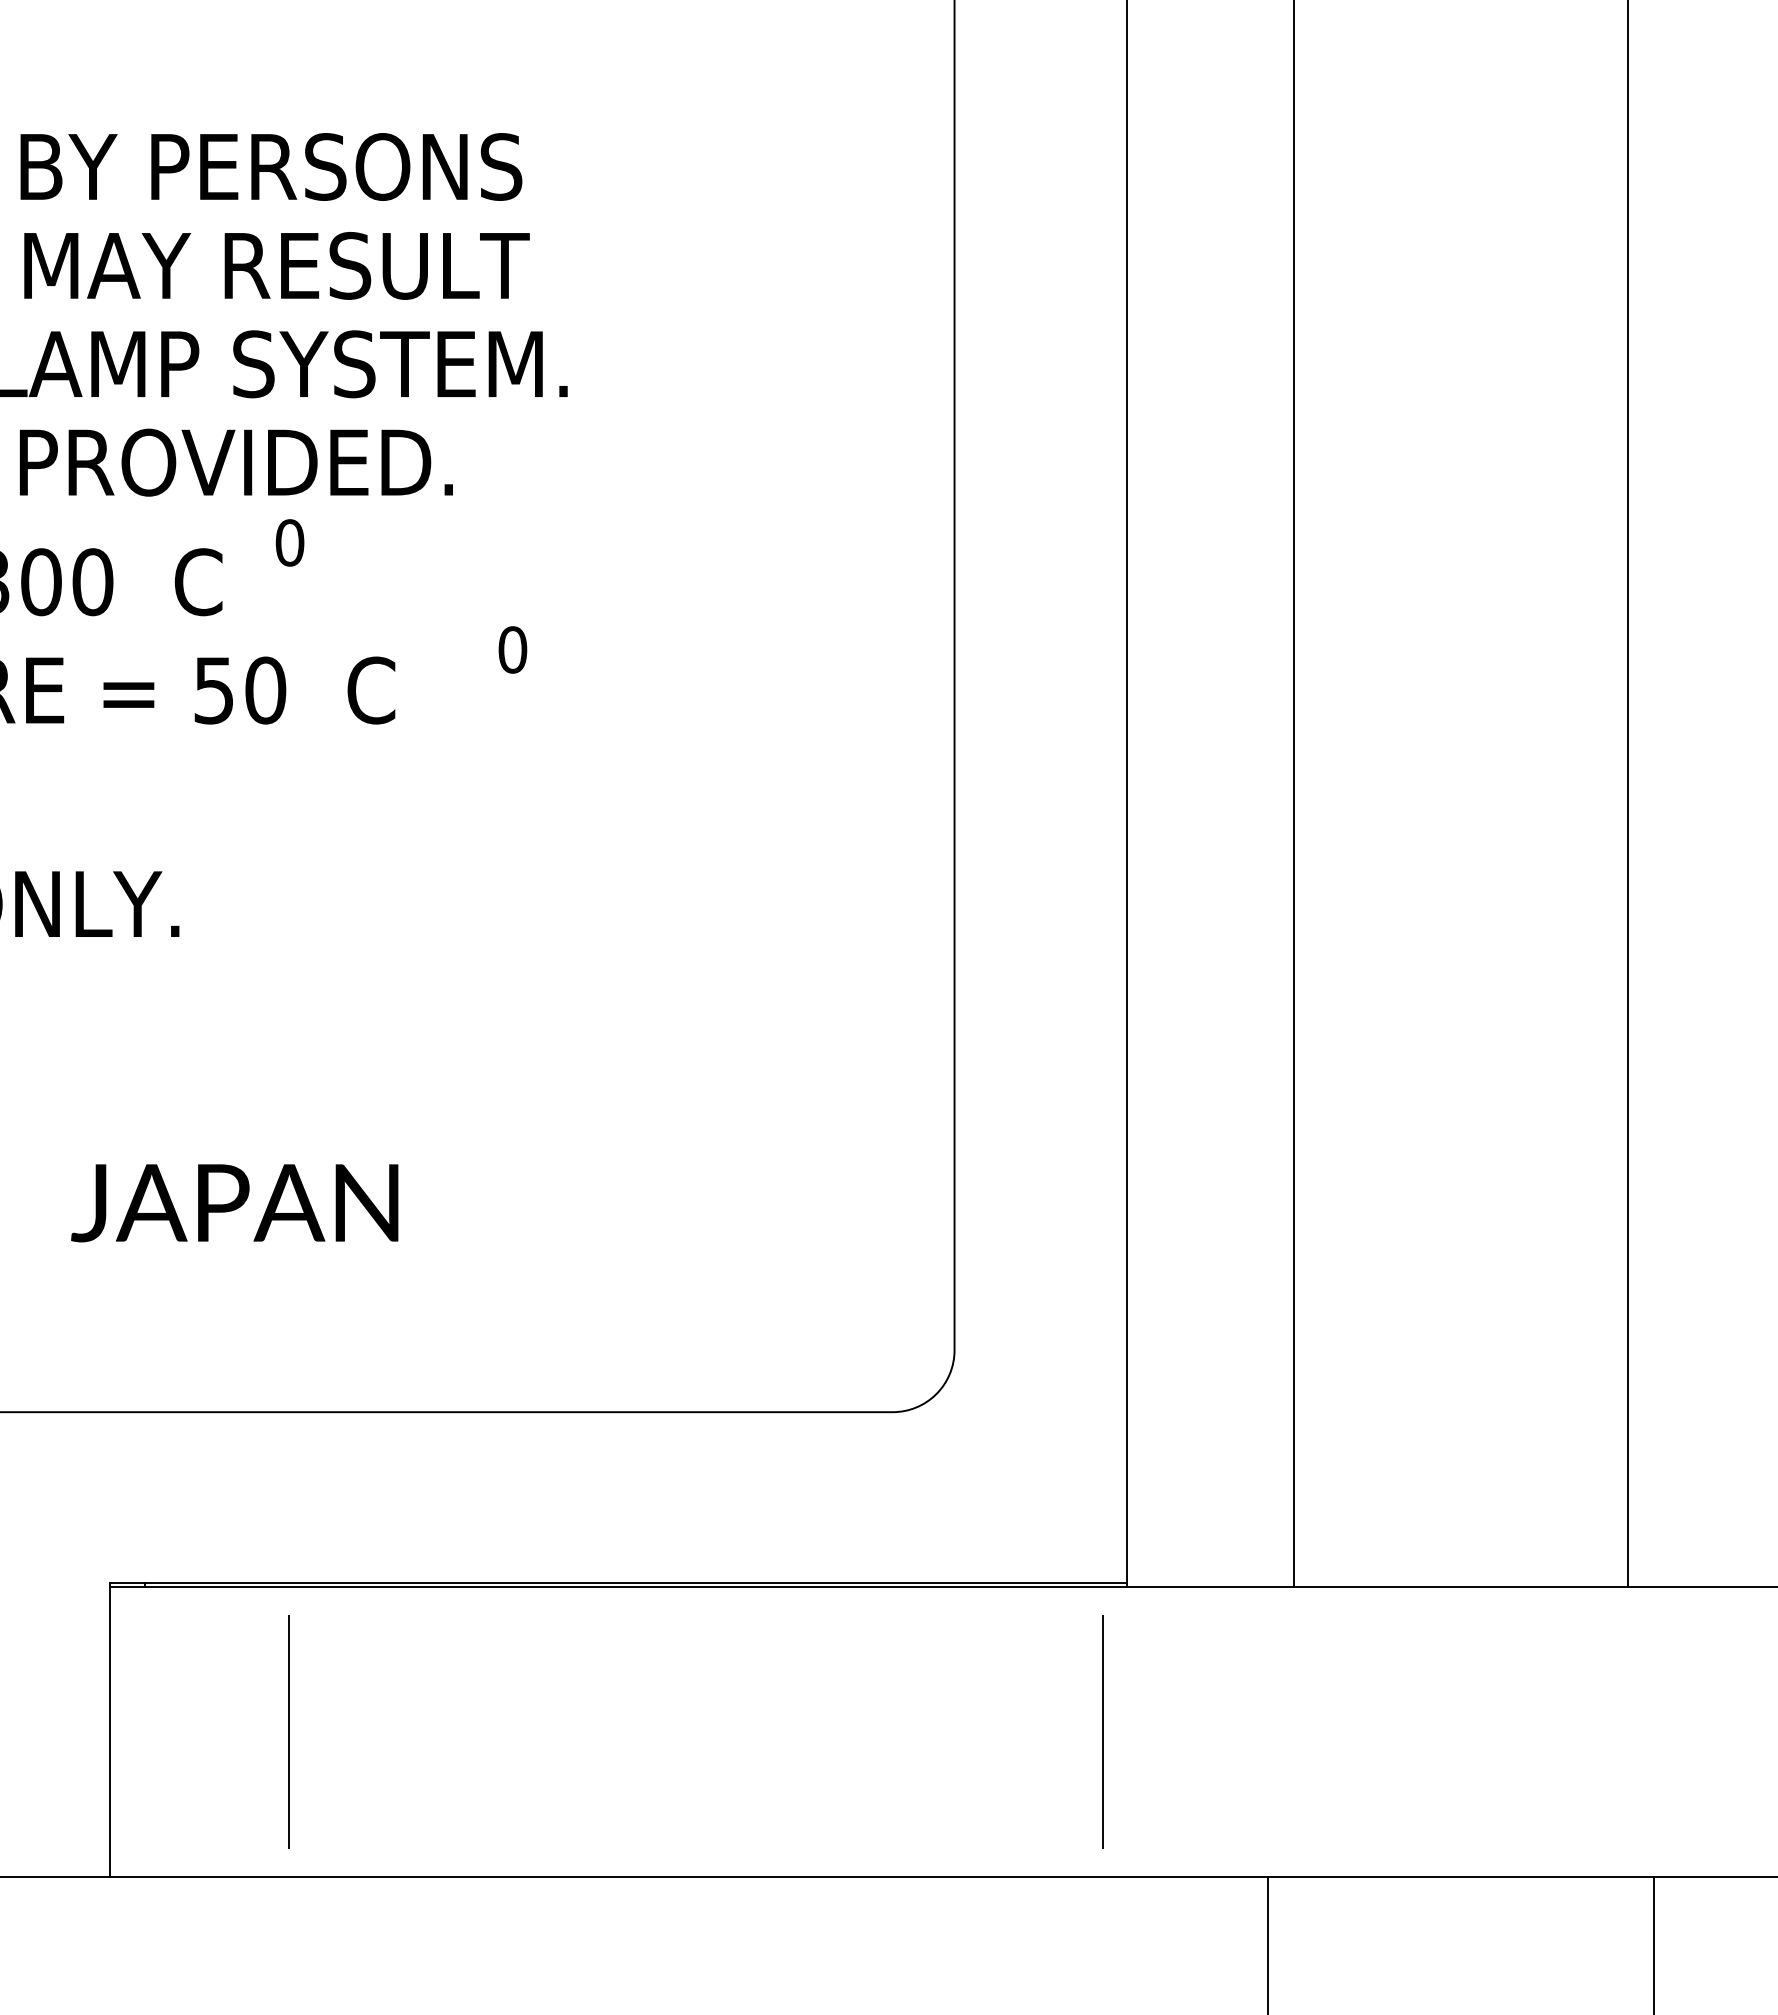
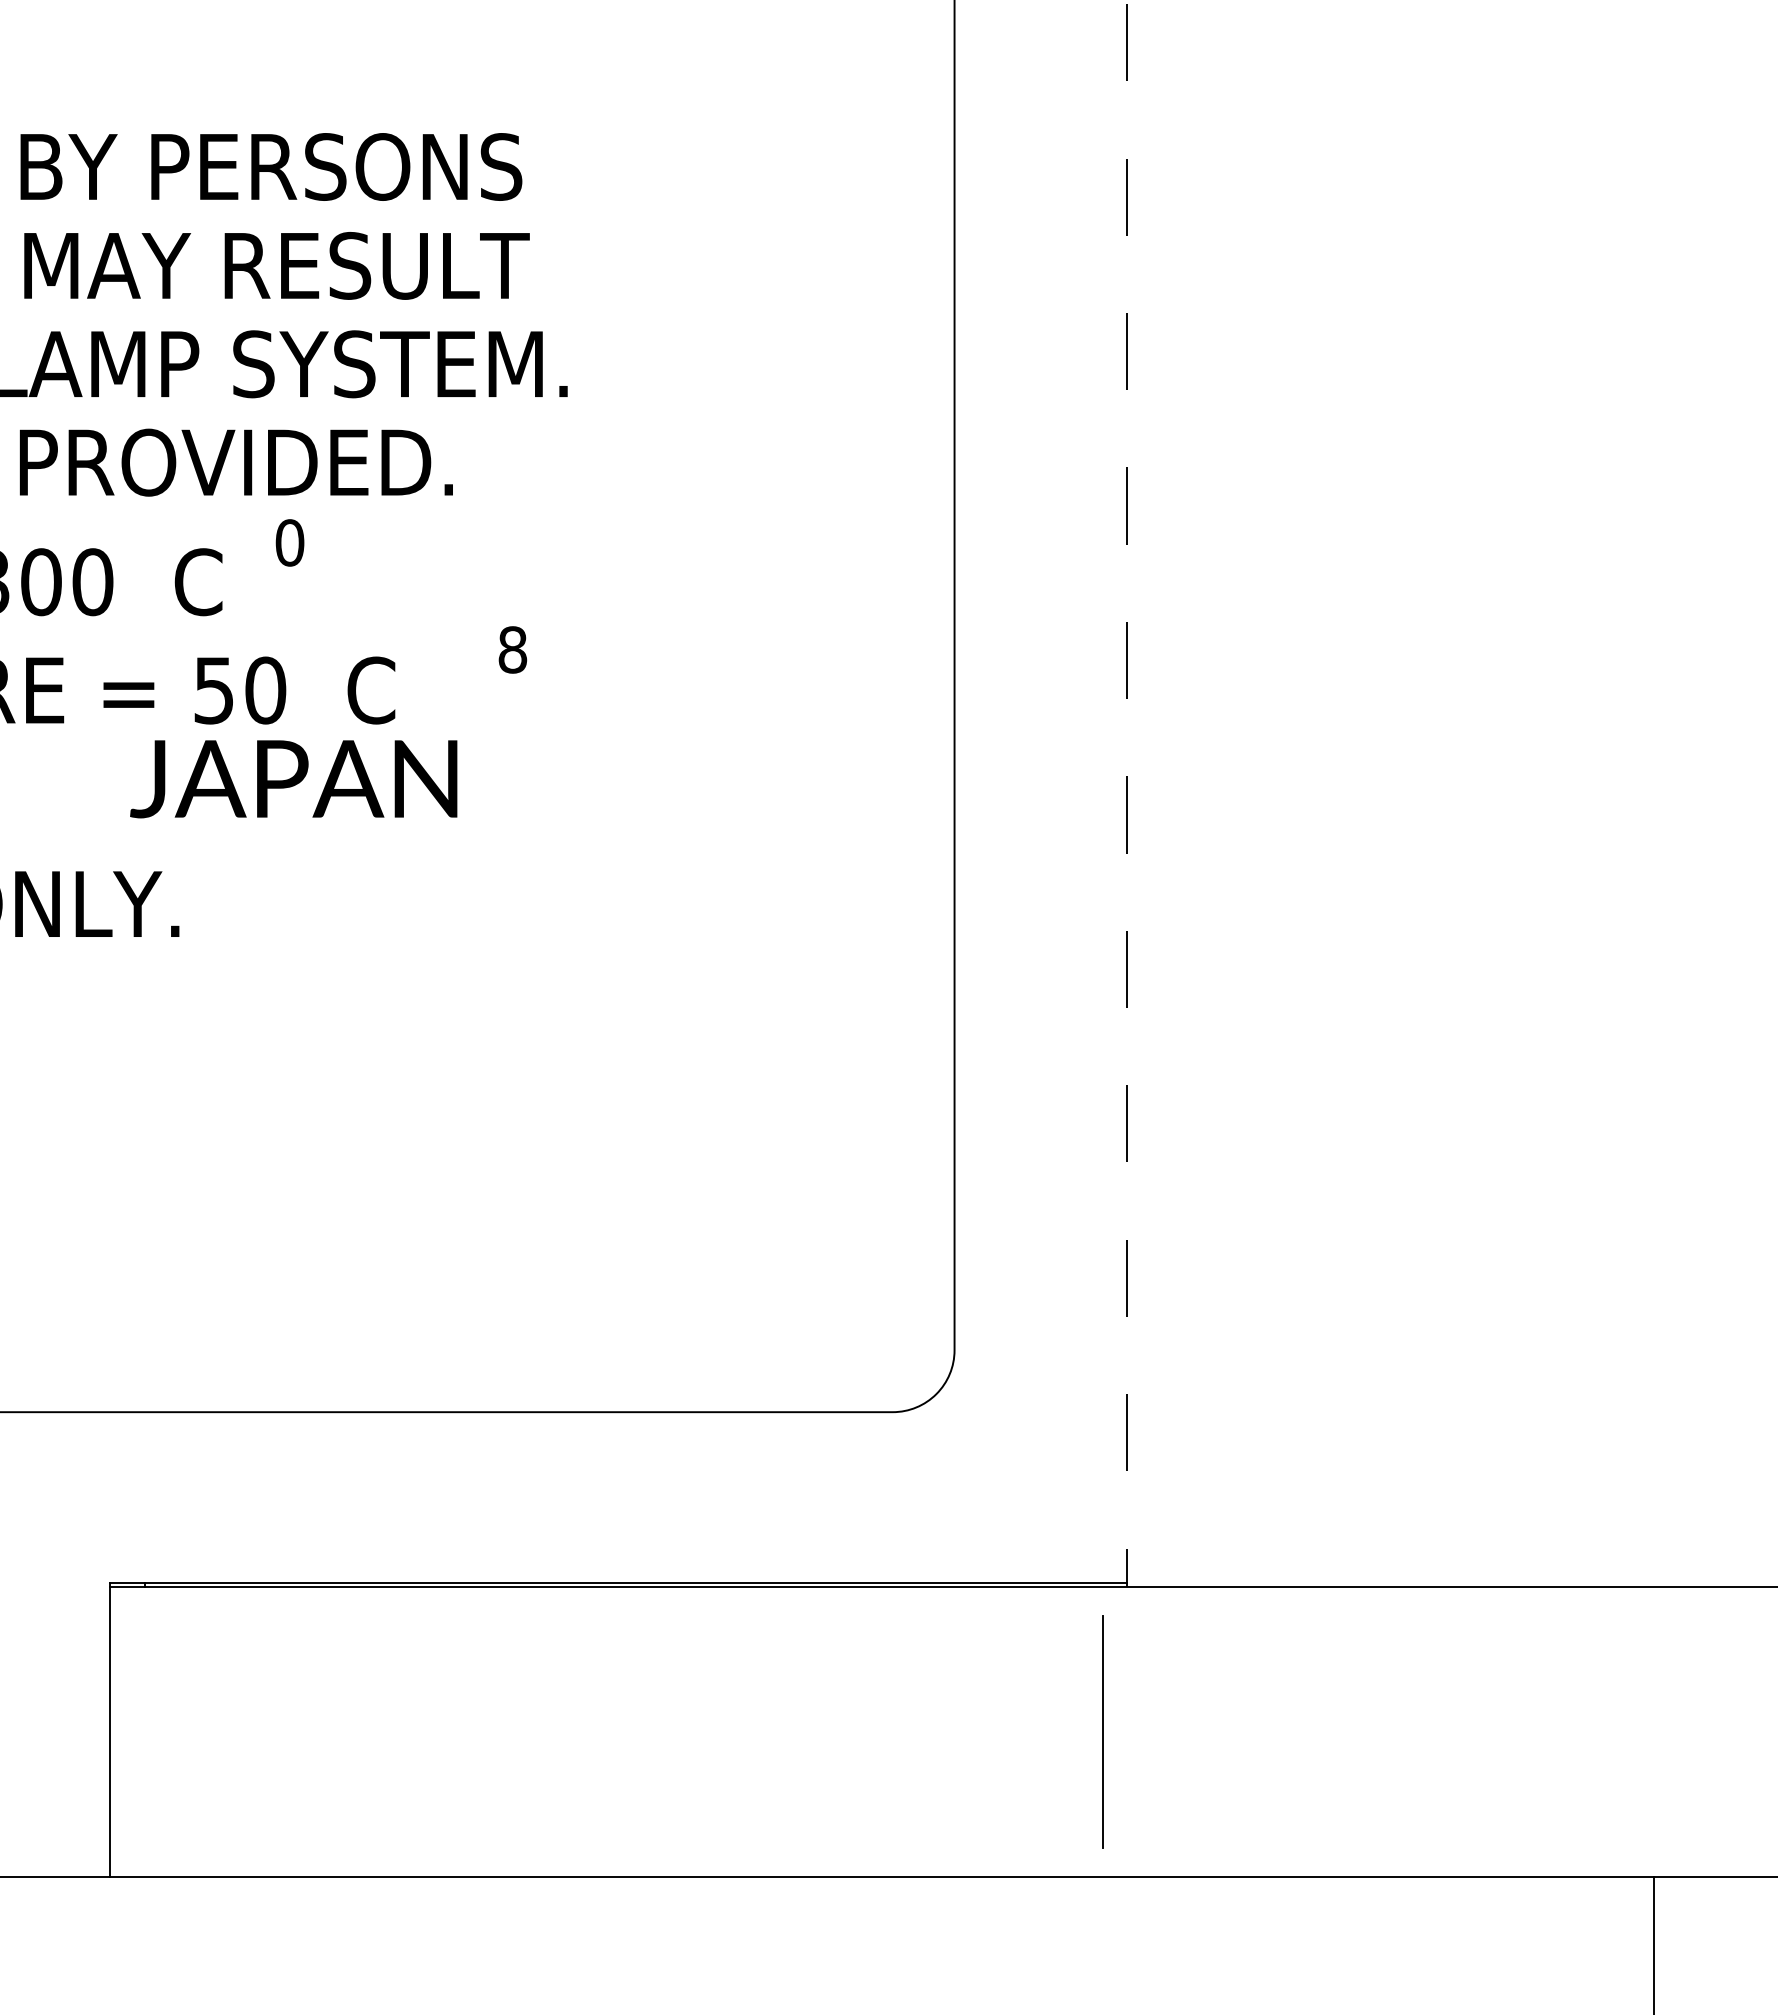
text: 0 -> 8 (512, 649)
line: solid -> dashed (1127, 794)
line: present -> none (1294, 794)
line: present -> none (1628, 794)
text position: (234, 1203) -> (293, 779) (293, 779)
line: present -> none (288, 1731)
line: present -> none (1268, 1943)
